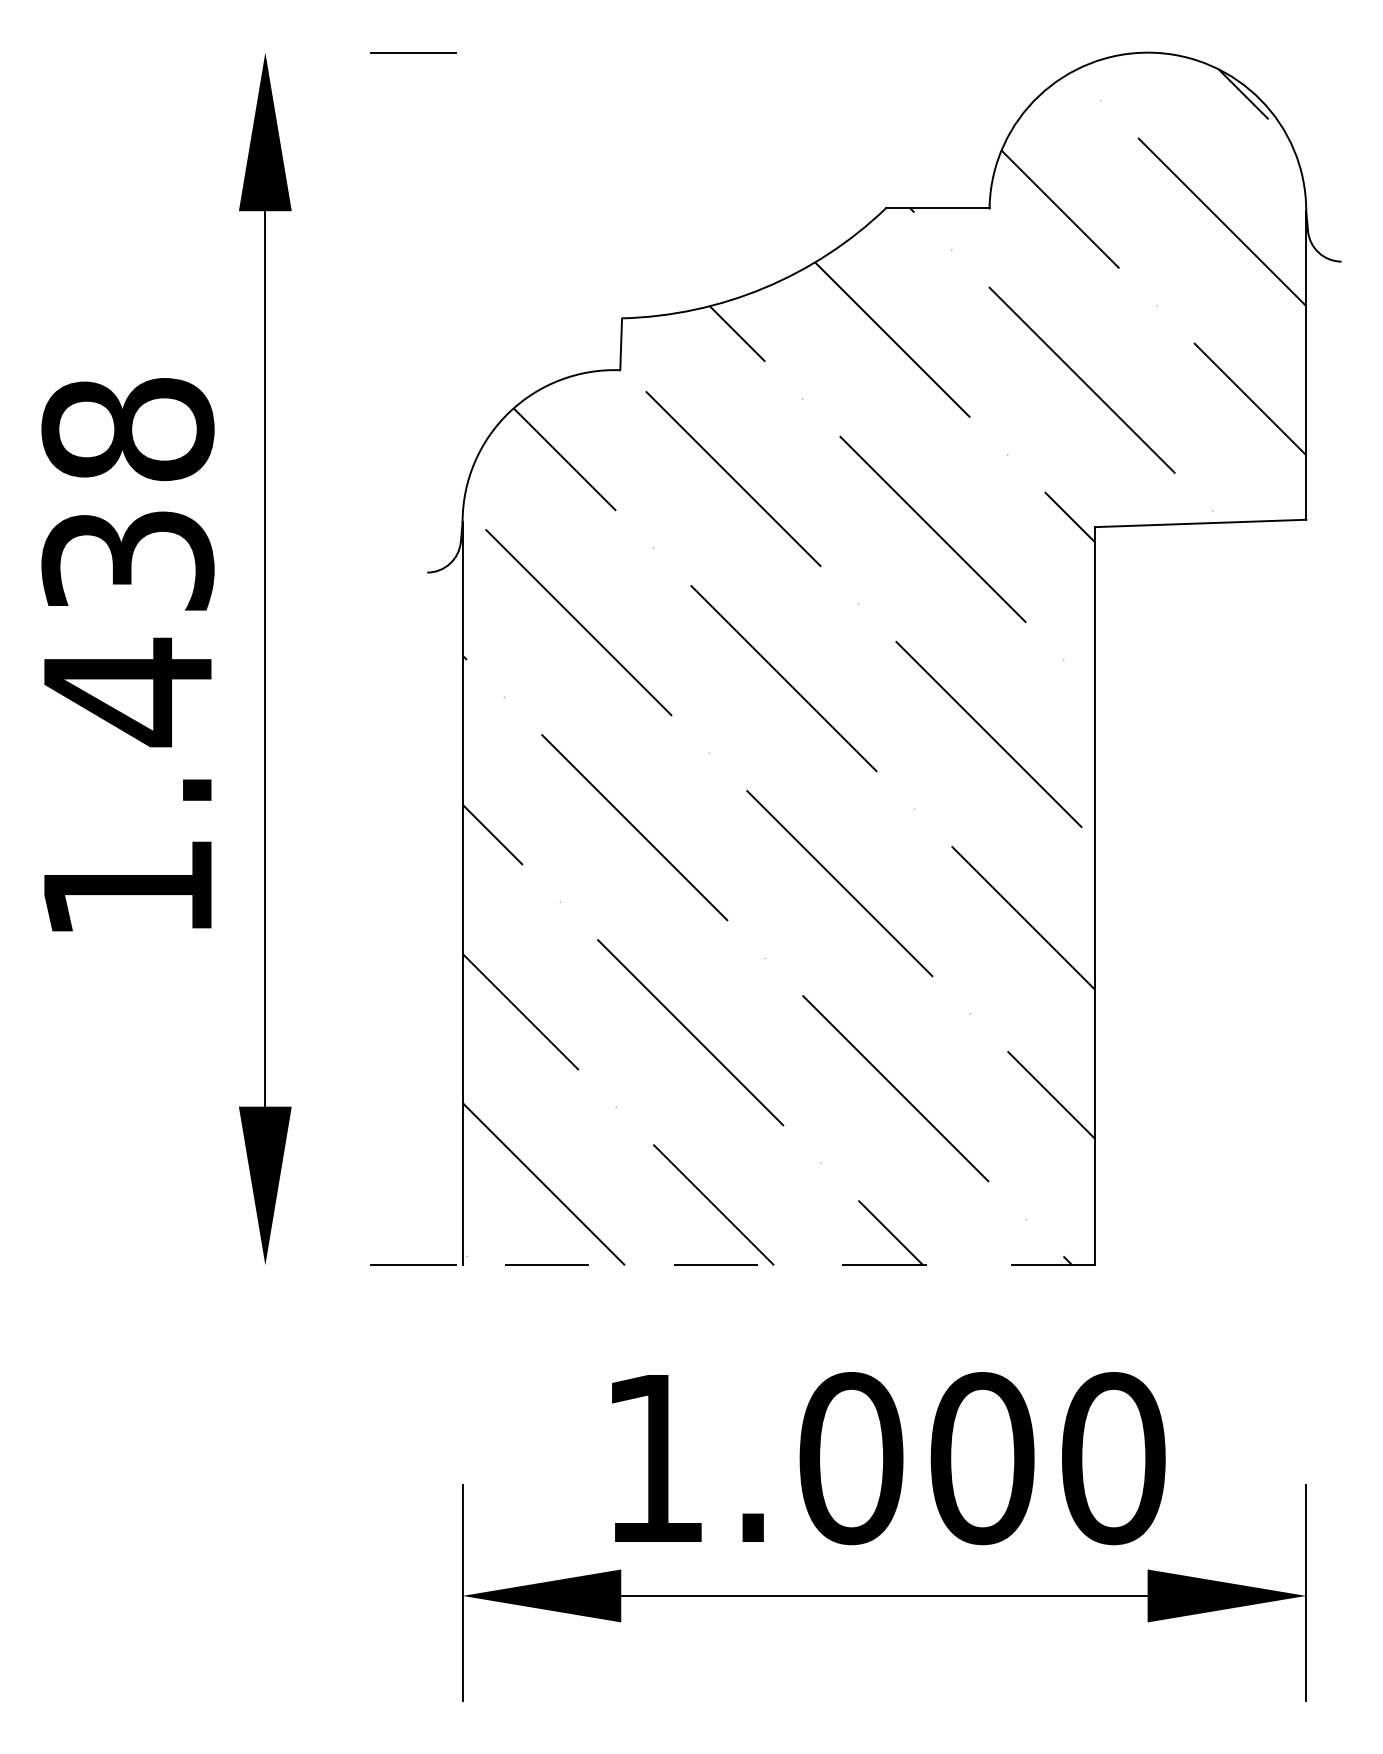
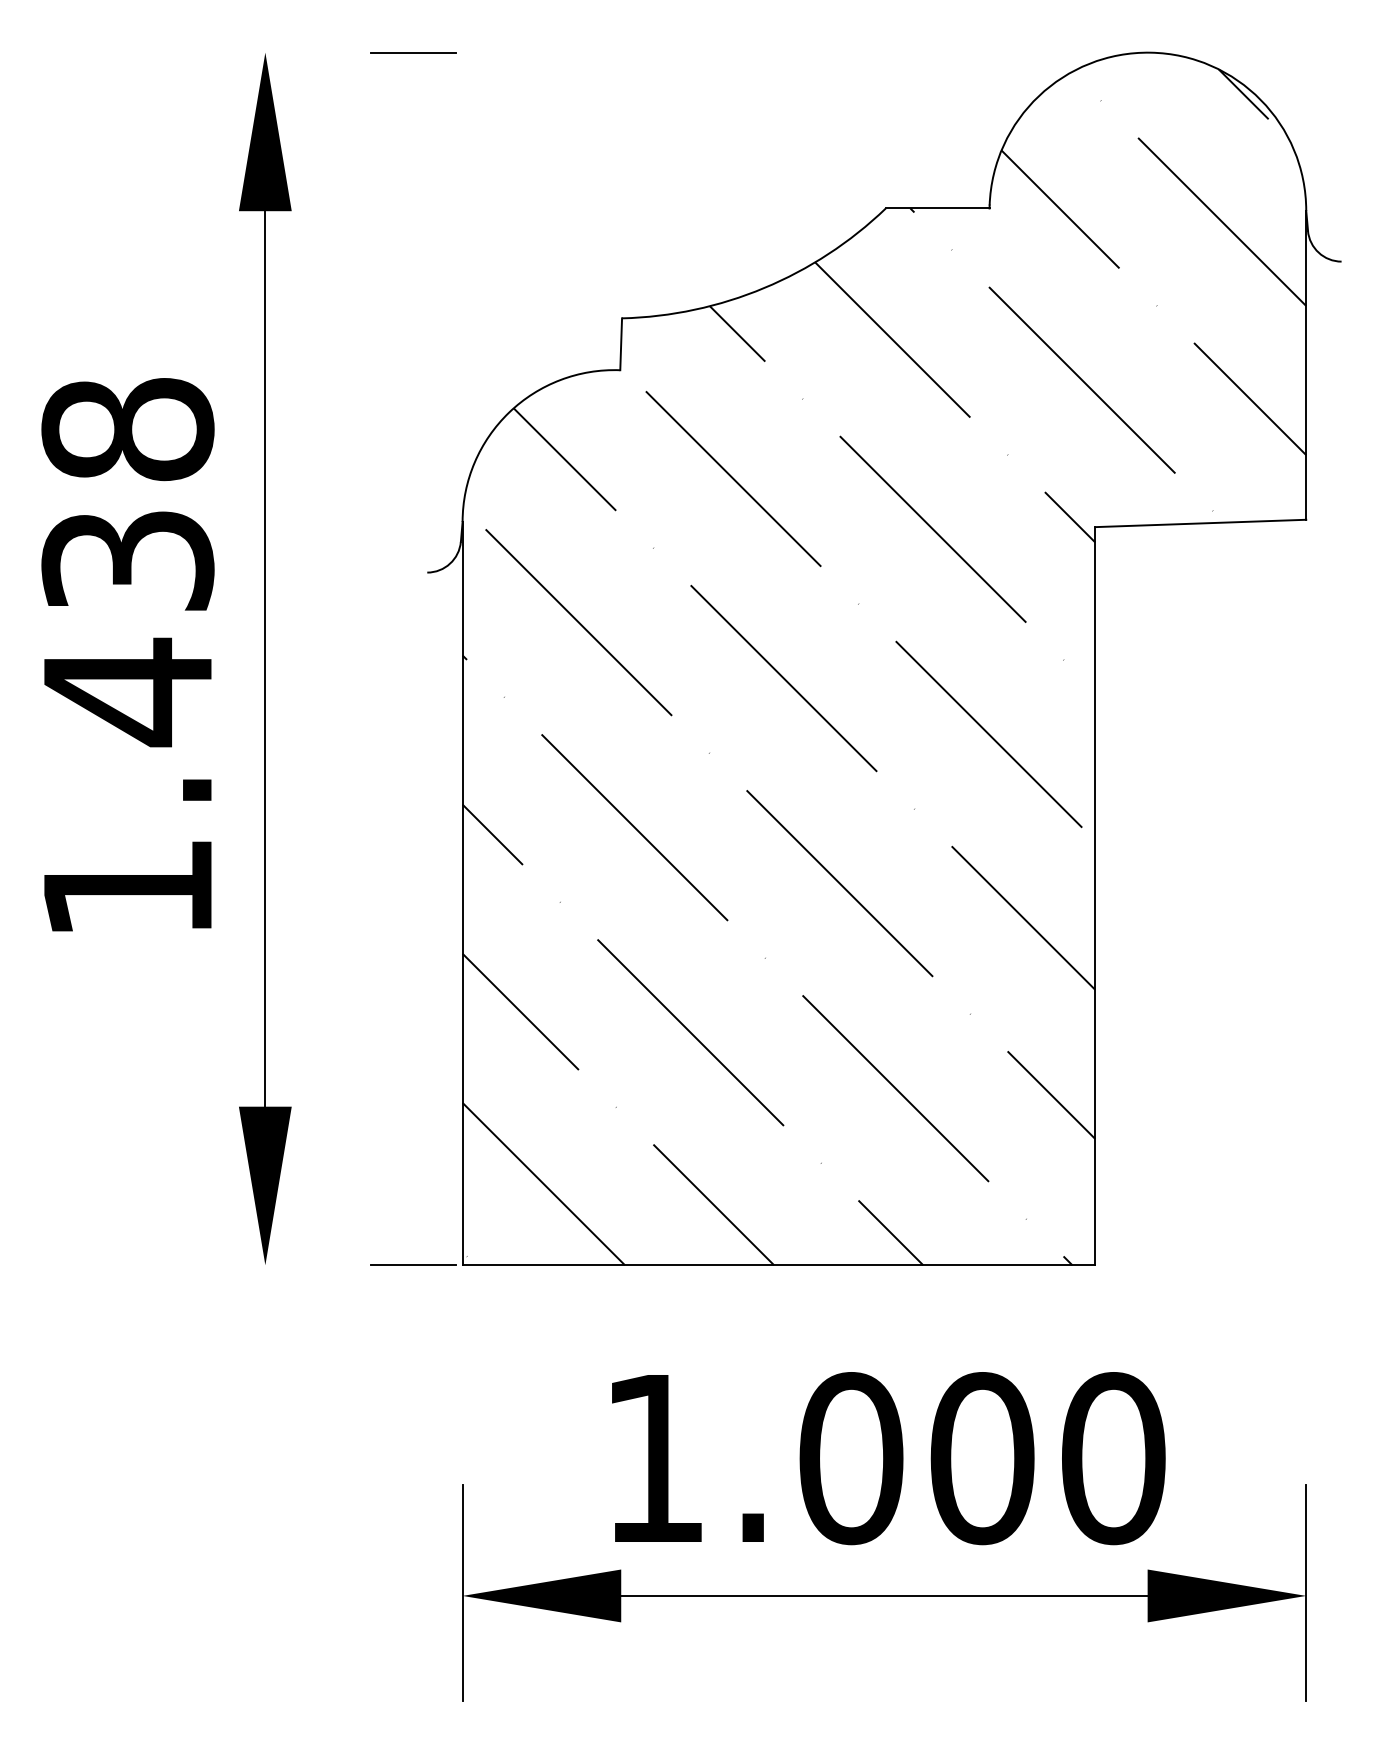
line: dashed -> solid (778, 1265)
